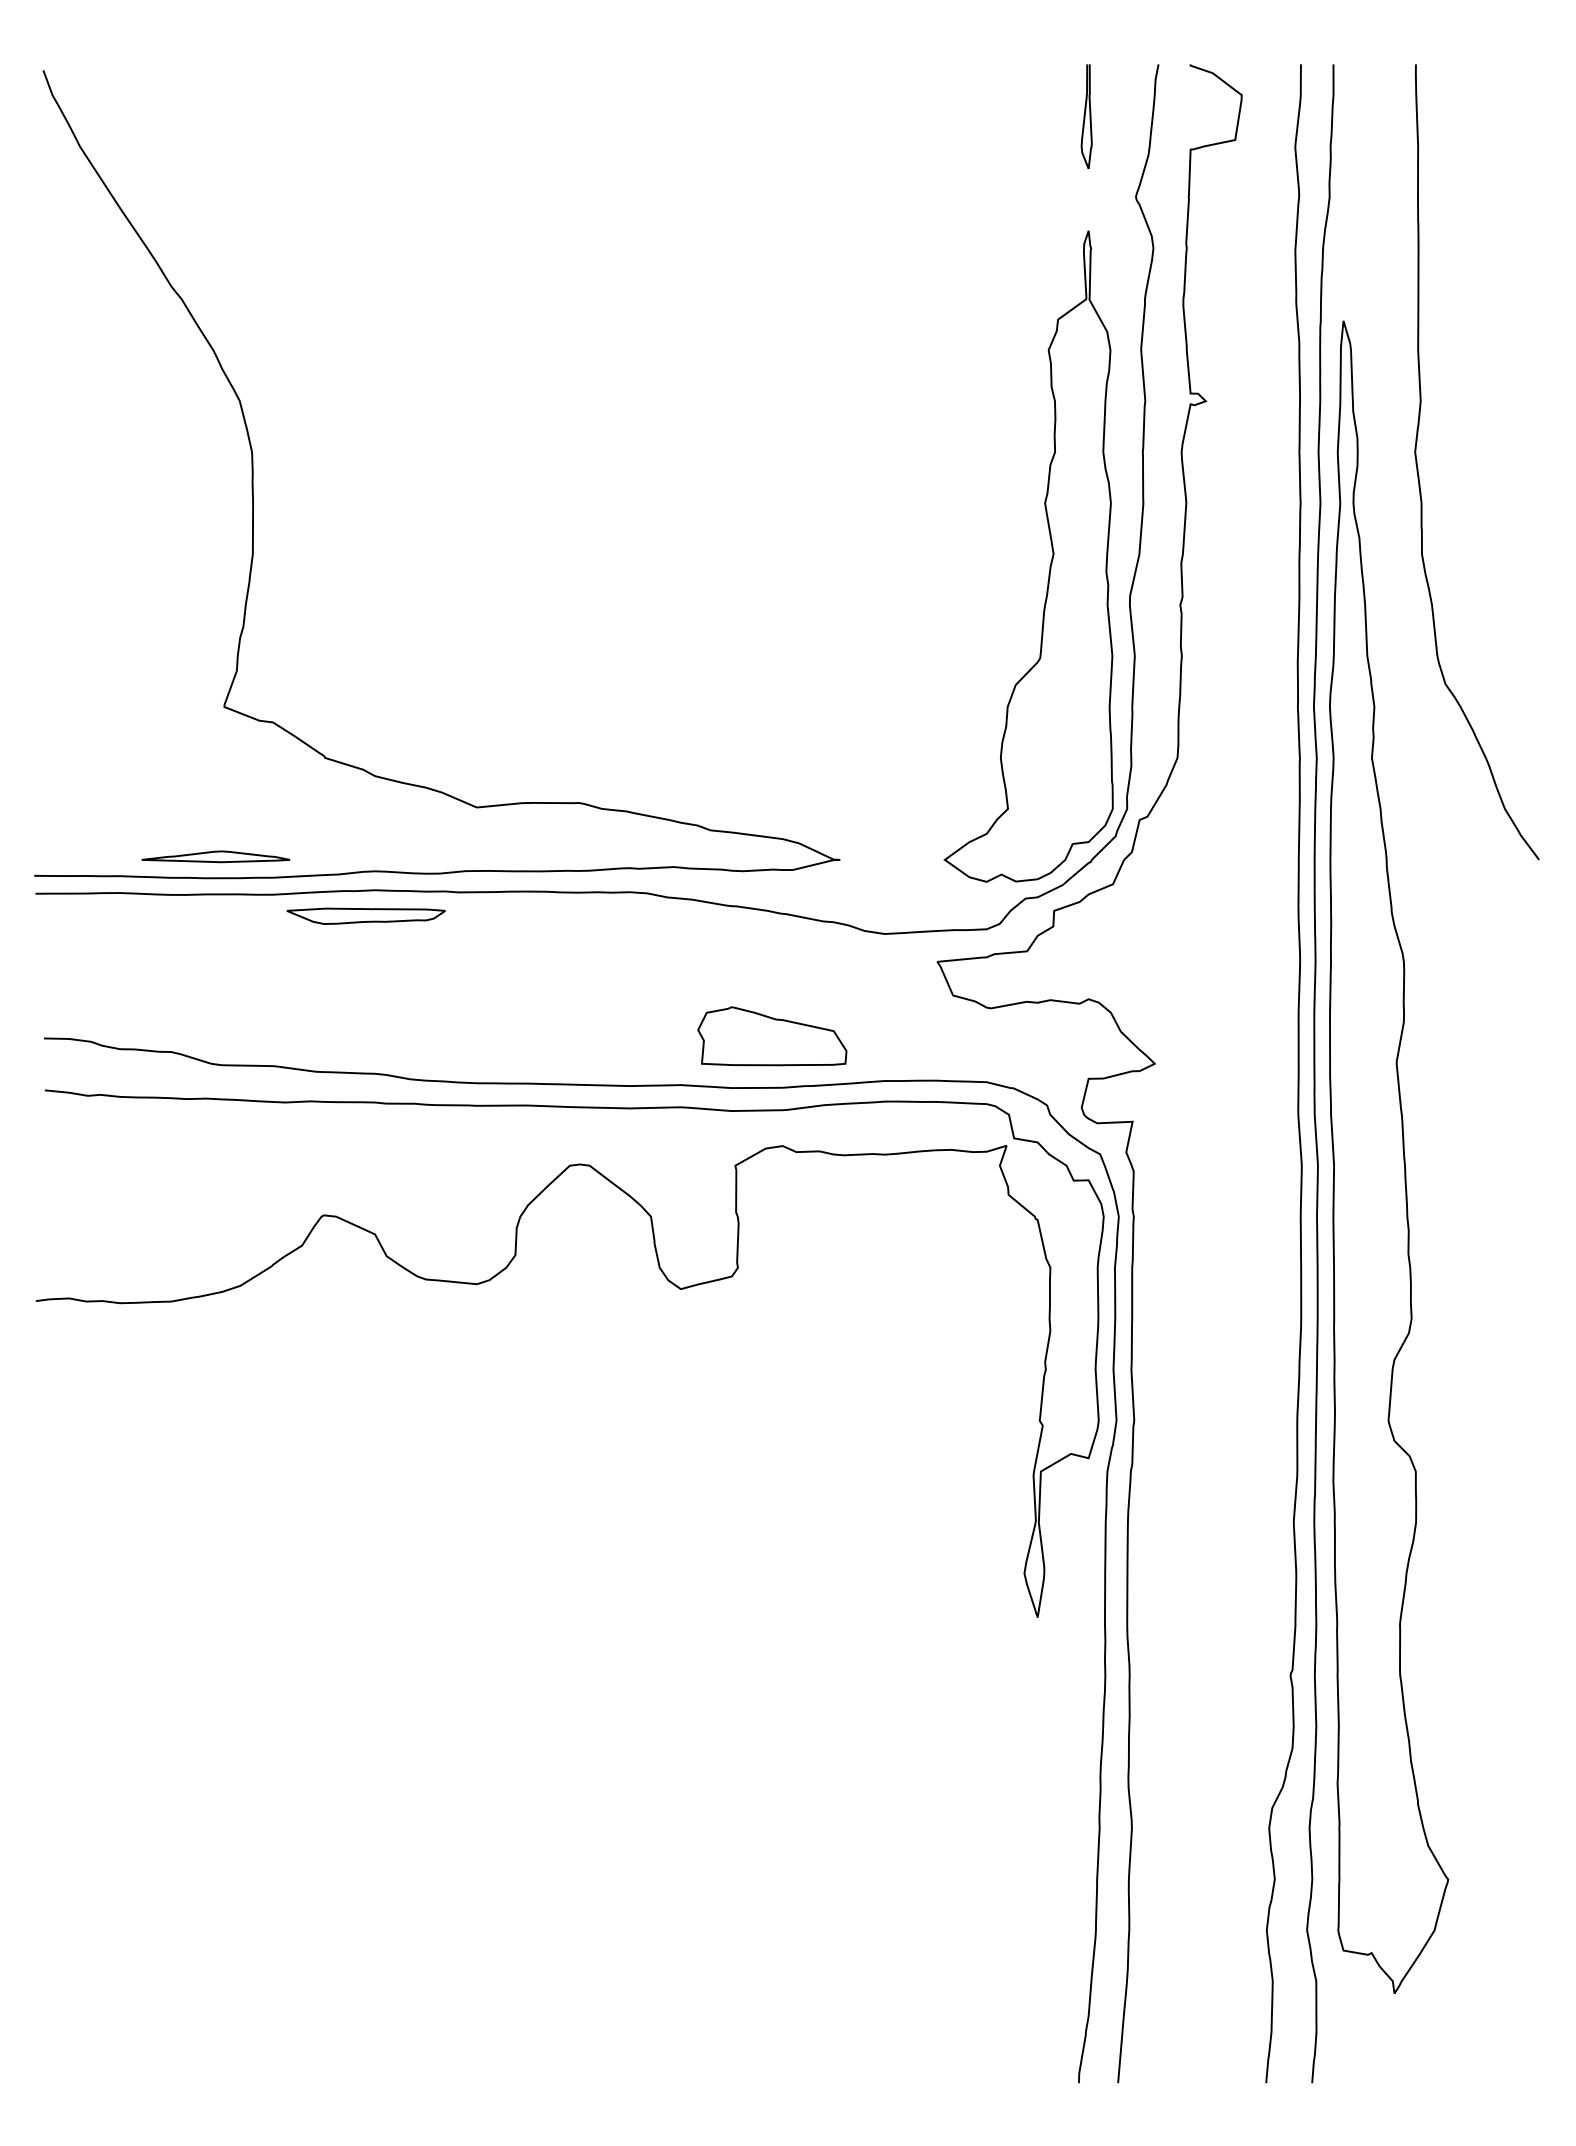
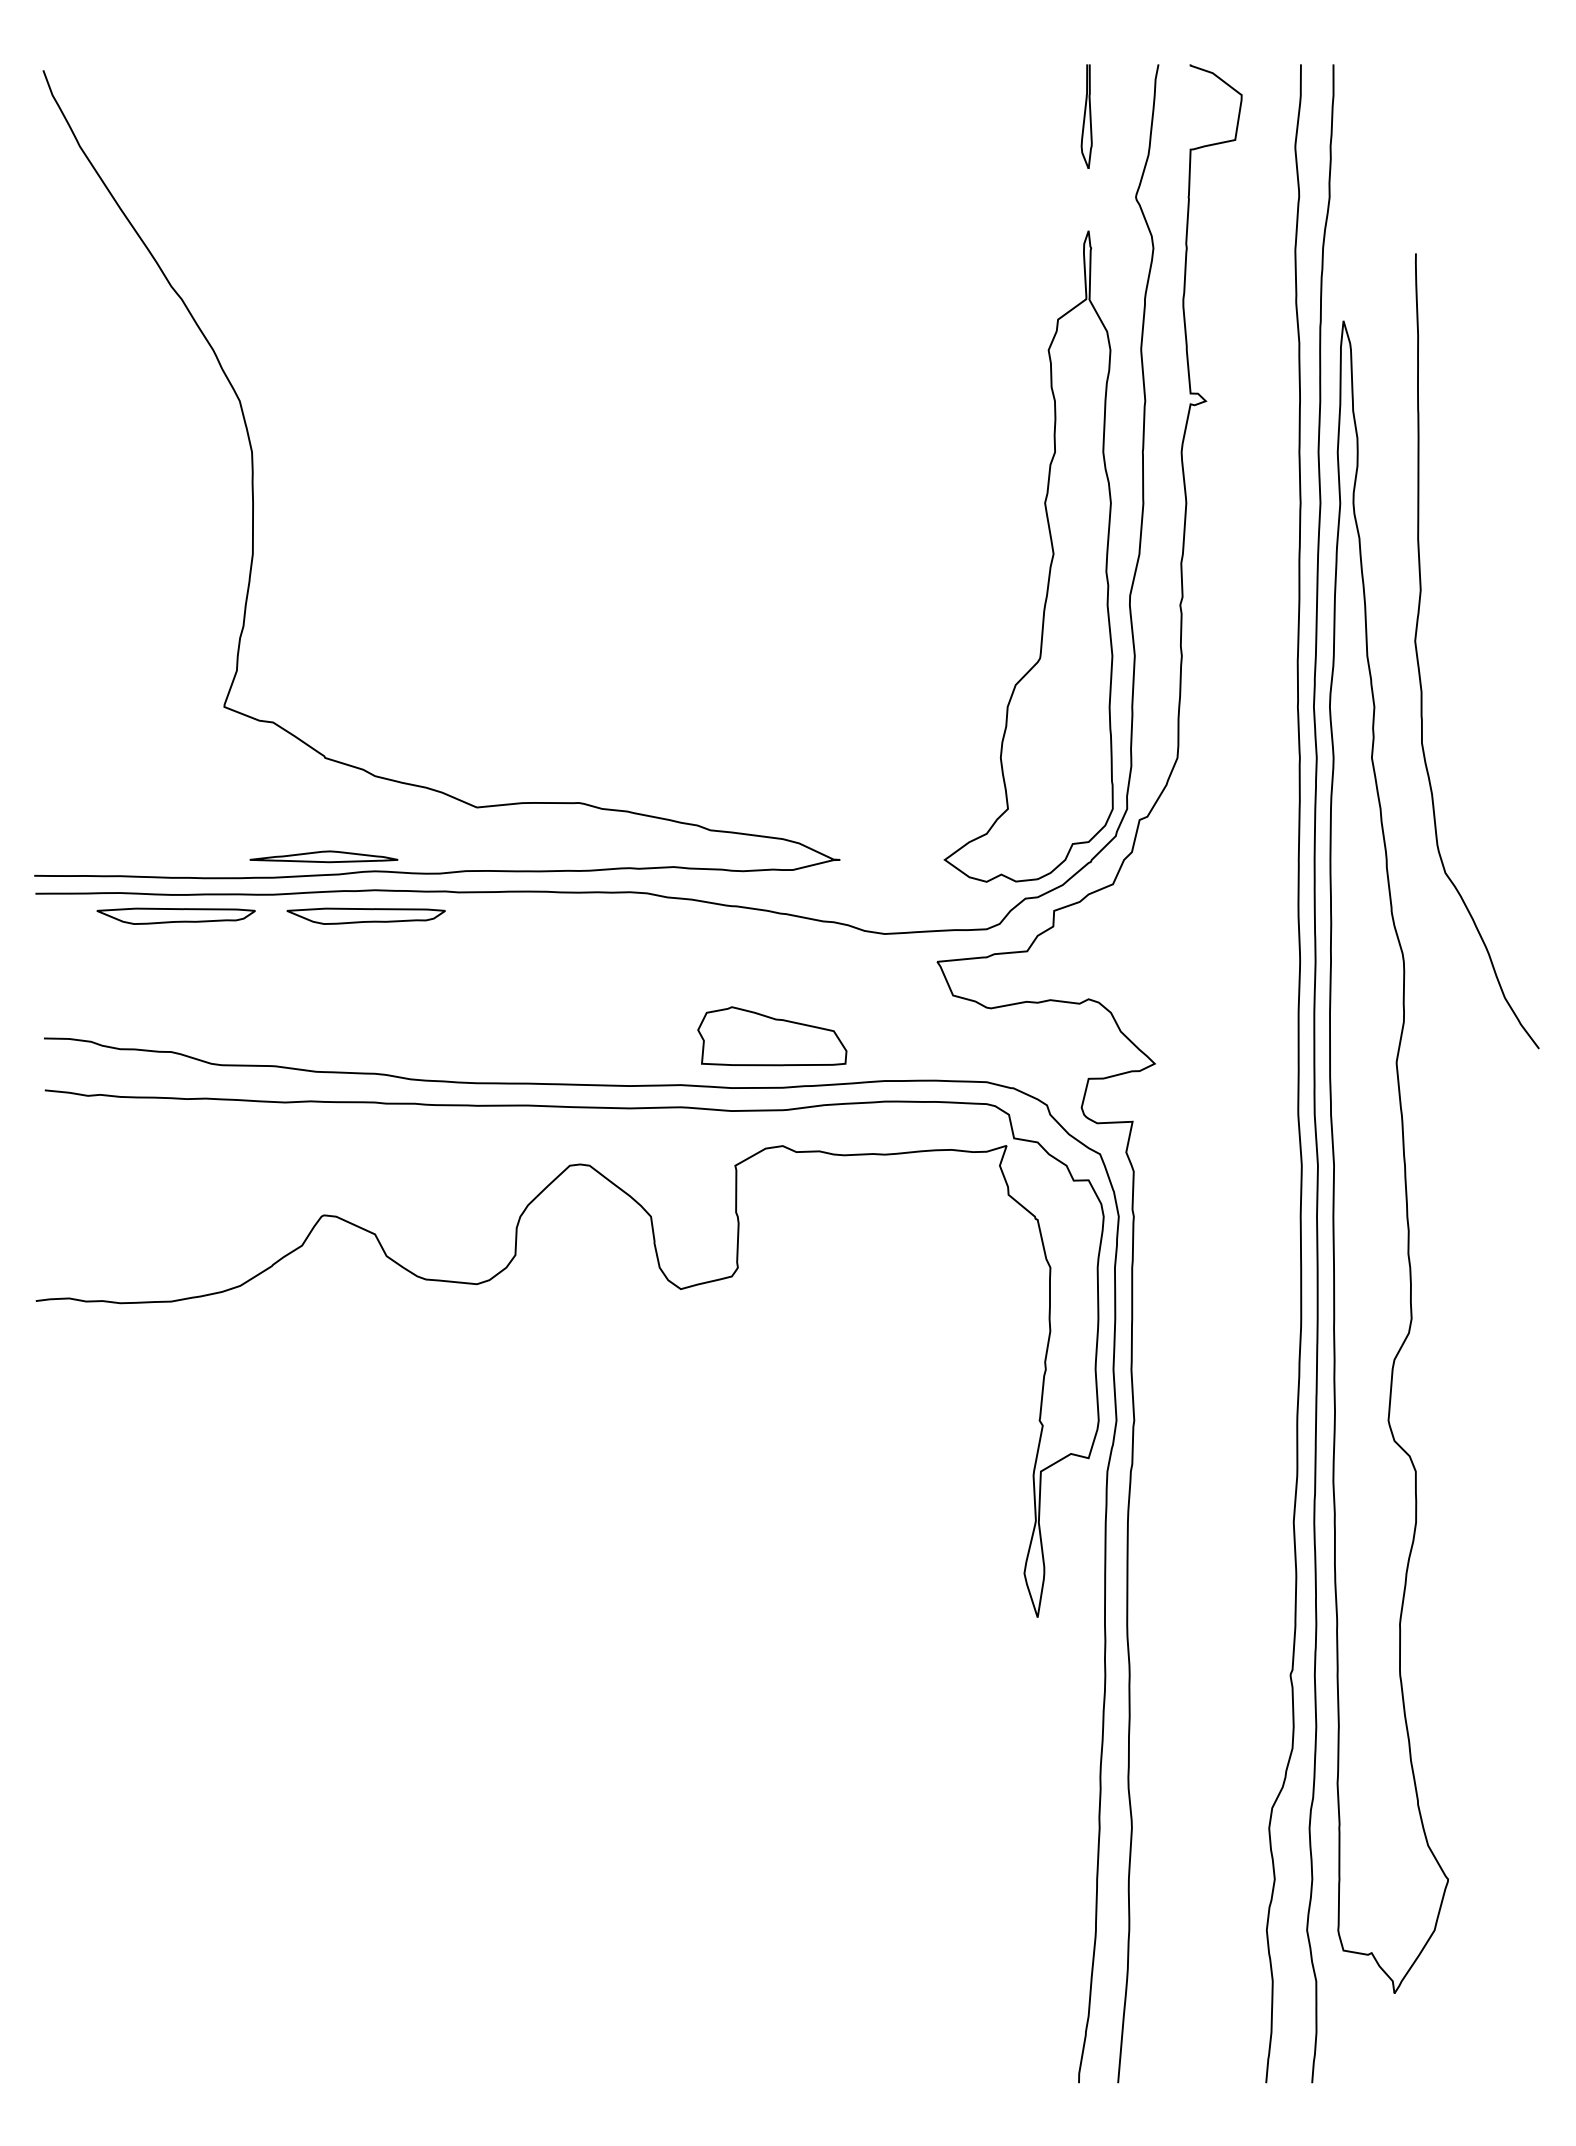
curve position: (1418, 467) -> (1418, 656) (1418, 656)
part position: (215, 856) -> (323, 856) (323, 856)
part: none -> present (175, 915)
